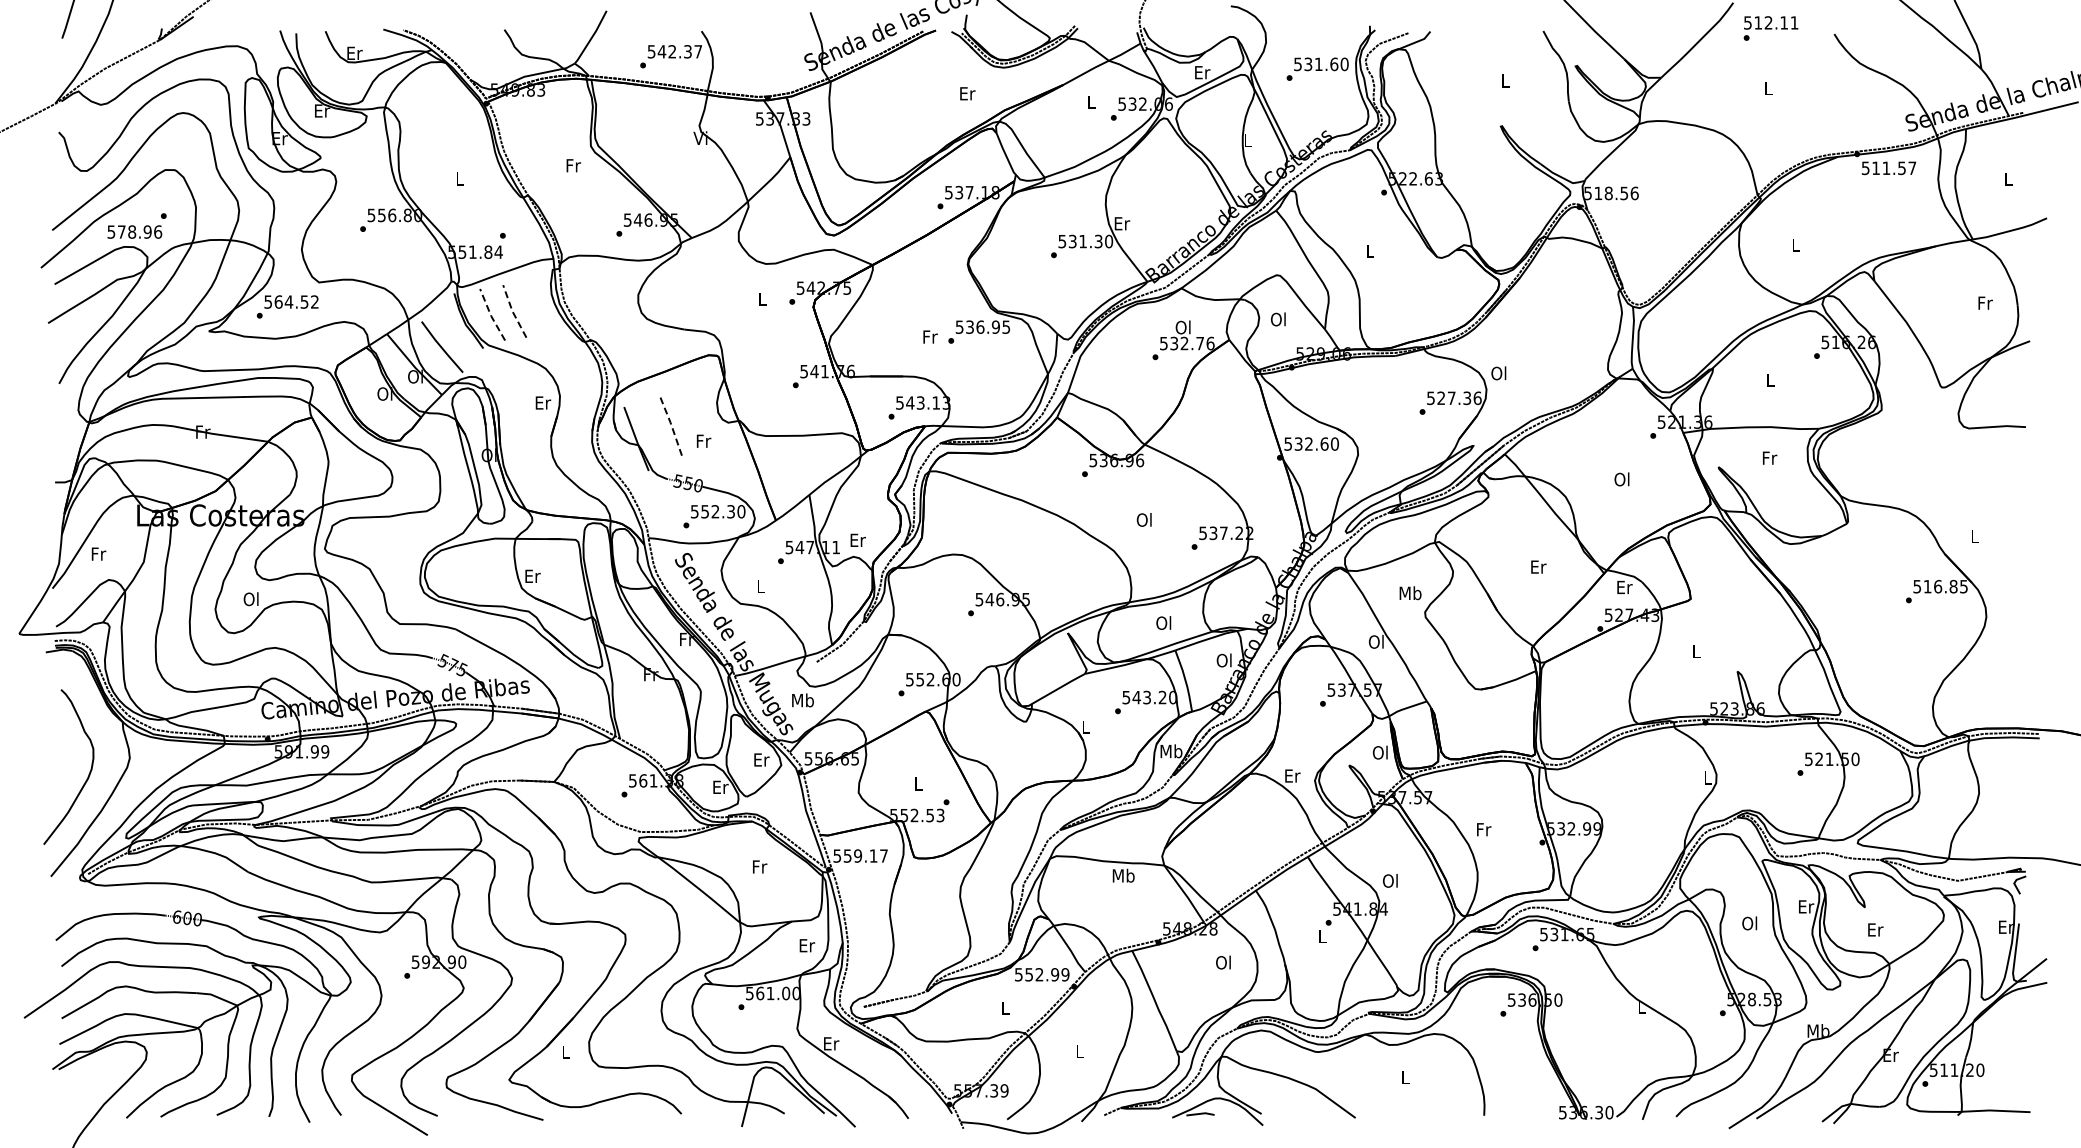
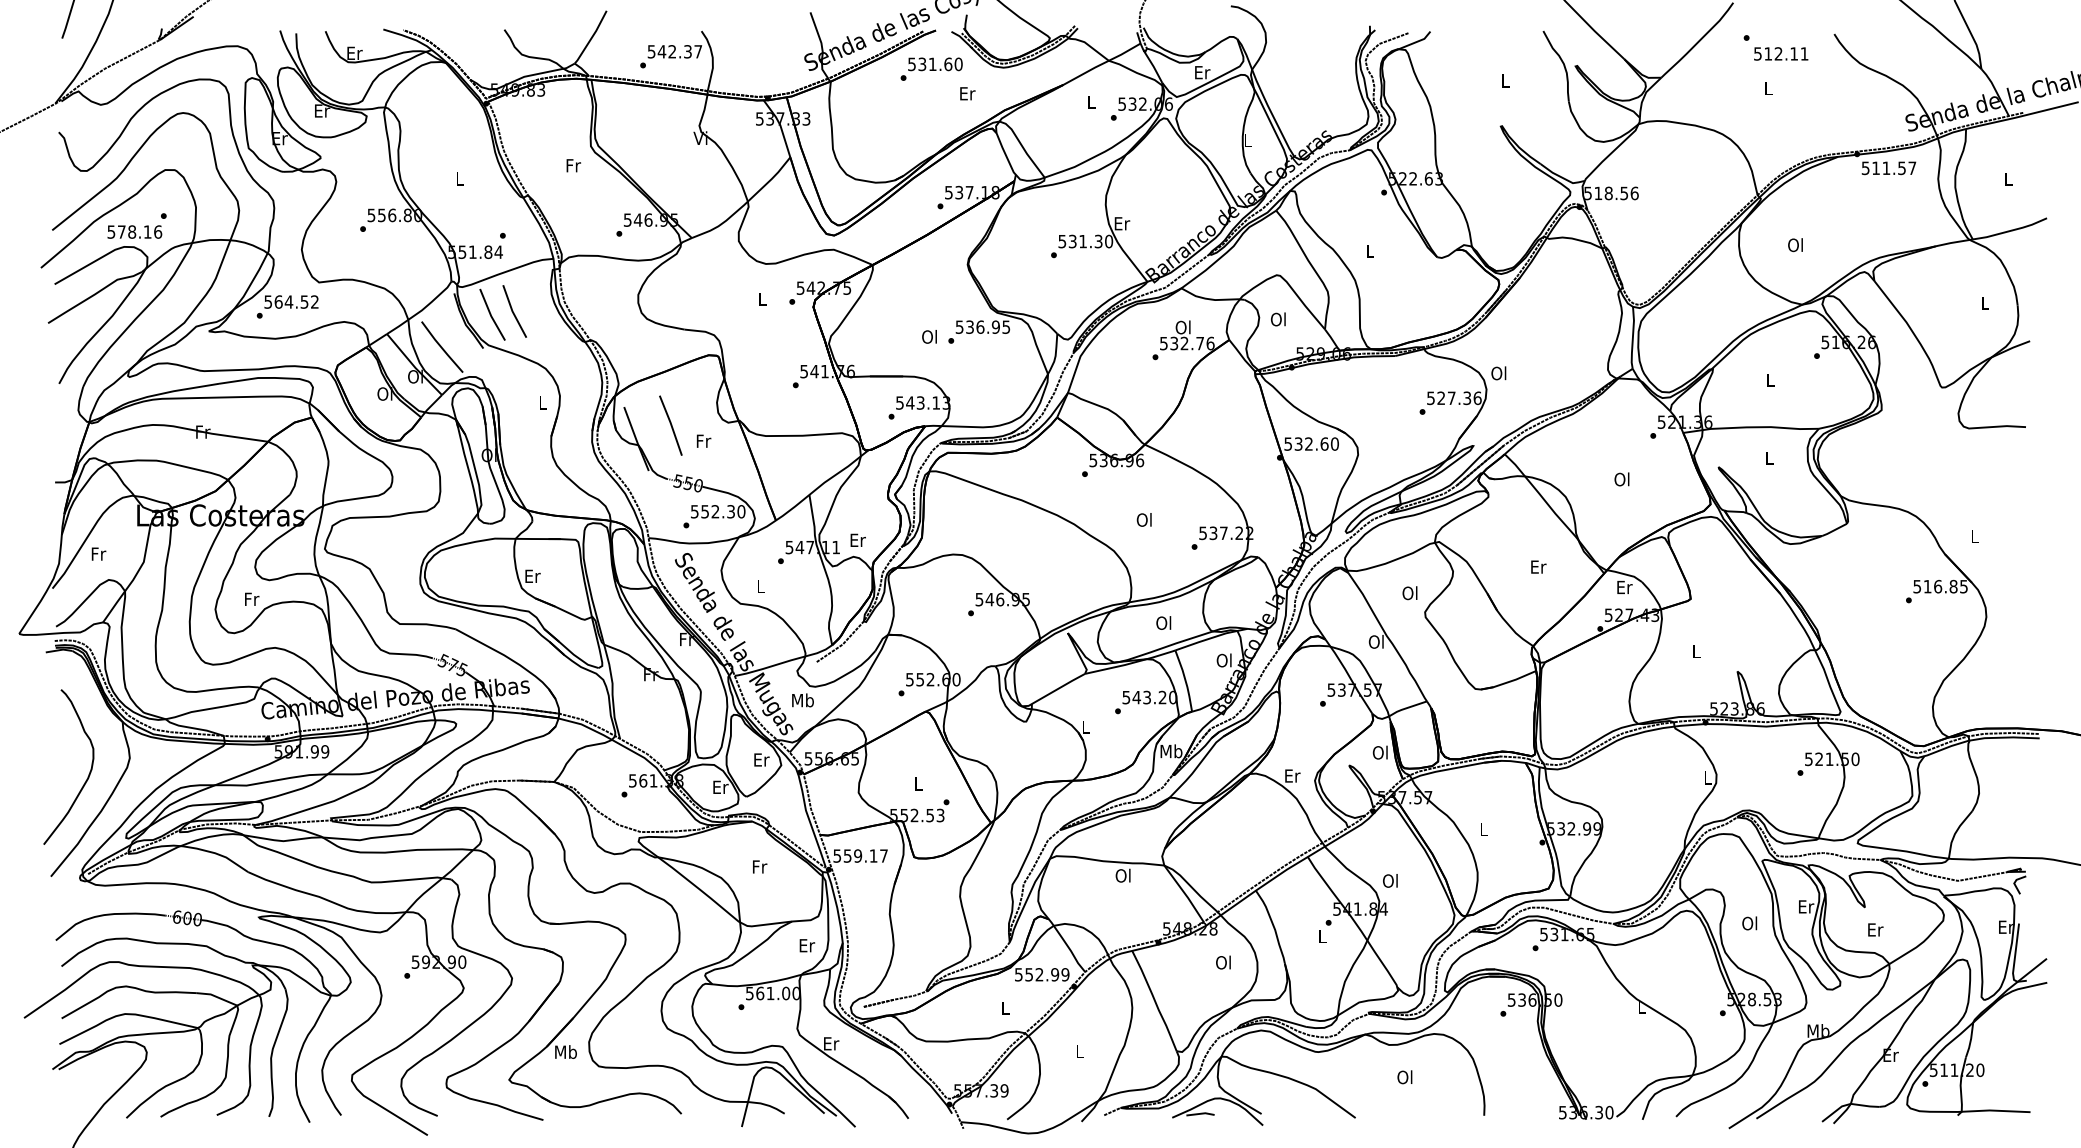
text position: (1771, 22) -> (1781, 53) (1781, 53)
text position: (1317, 68) -> (931, 68) (931, 68)
text: 578.96 -> 578.16 (147, 231)
text: L -> Ol (1795, 245)
text: Fr -> L (1985, 302)
line: dashed -> solid (512, 311)
line: dashed -> solid (491, 316)
text: Fr -> Ol (929, 336)
text: Er -> L (543, 402)
line: dashed -> solid (671, 424)
text: Fr -> L (1769, 457)
text: Mb -> Ol (1410, 593)
text: Ol -> Fr (251, 599)
text: Fr -> L (1484, 829)
text: Mb -> Ol (1123, 875)
text: L -> Mb (565, 1051)
text: L -> Ol (1404, 1077)
